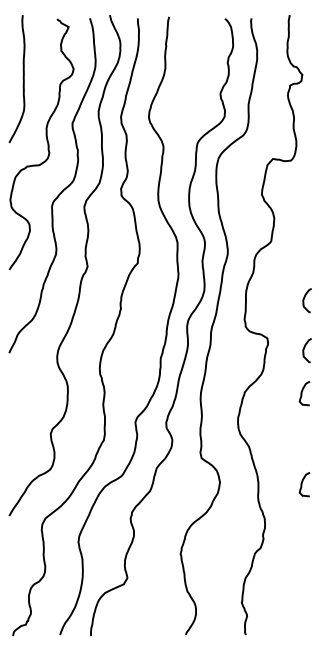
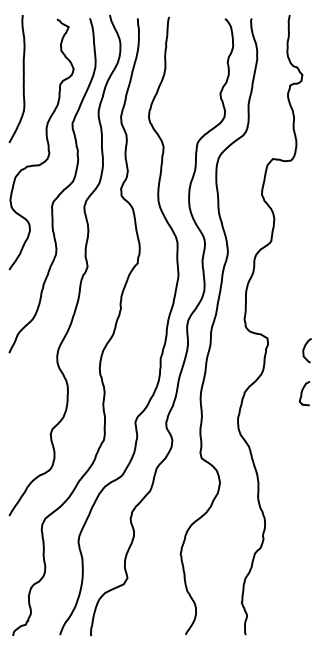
curve: present -> none (304, 300)
curve: present -> none (302, 484)
